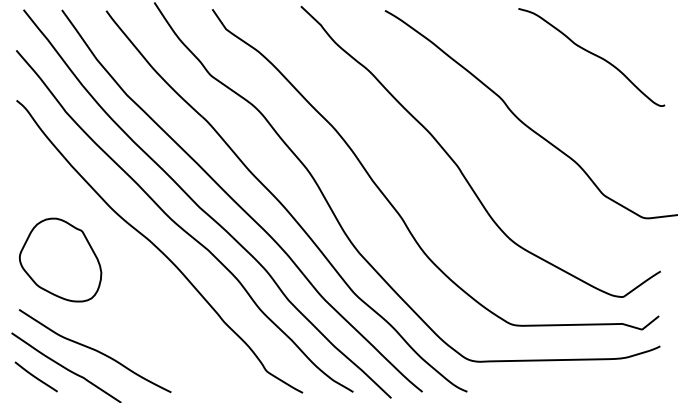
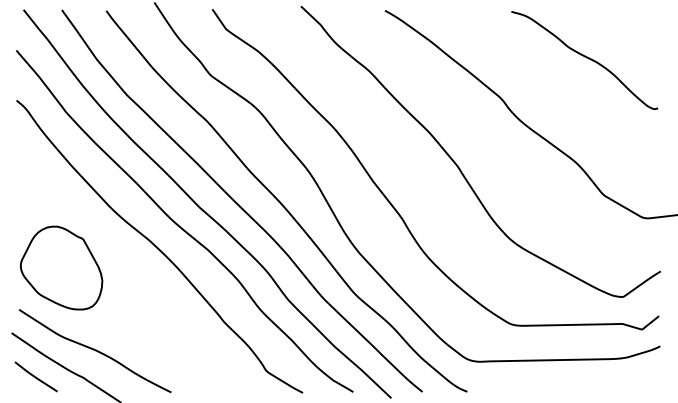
curve position: (593, 55) -> (586, 58) (586, 58)
part position: (60, 259) -> (61, 267) (61, 267)
